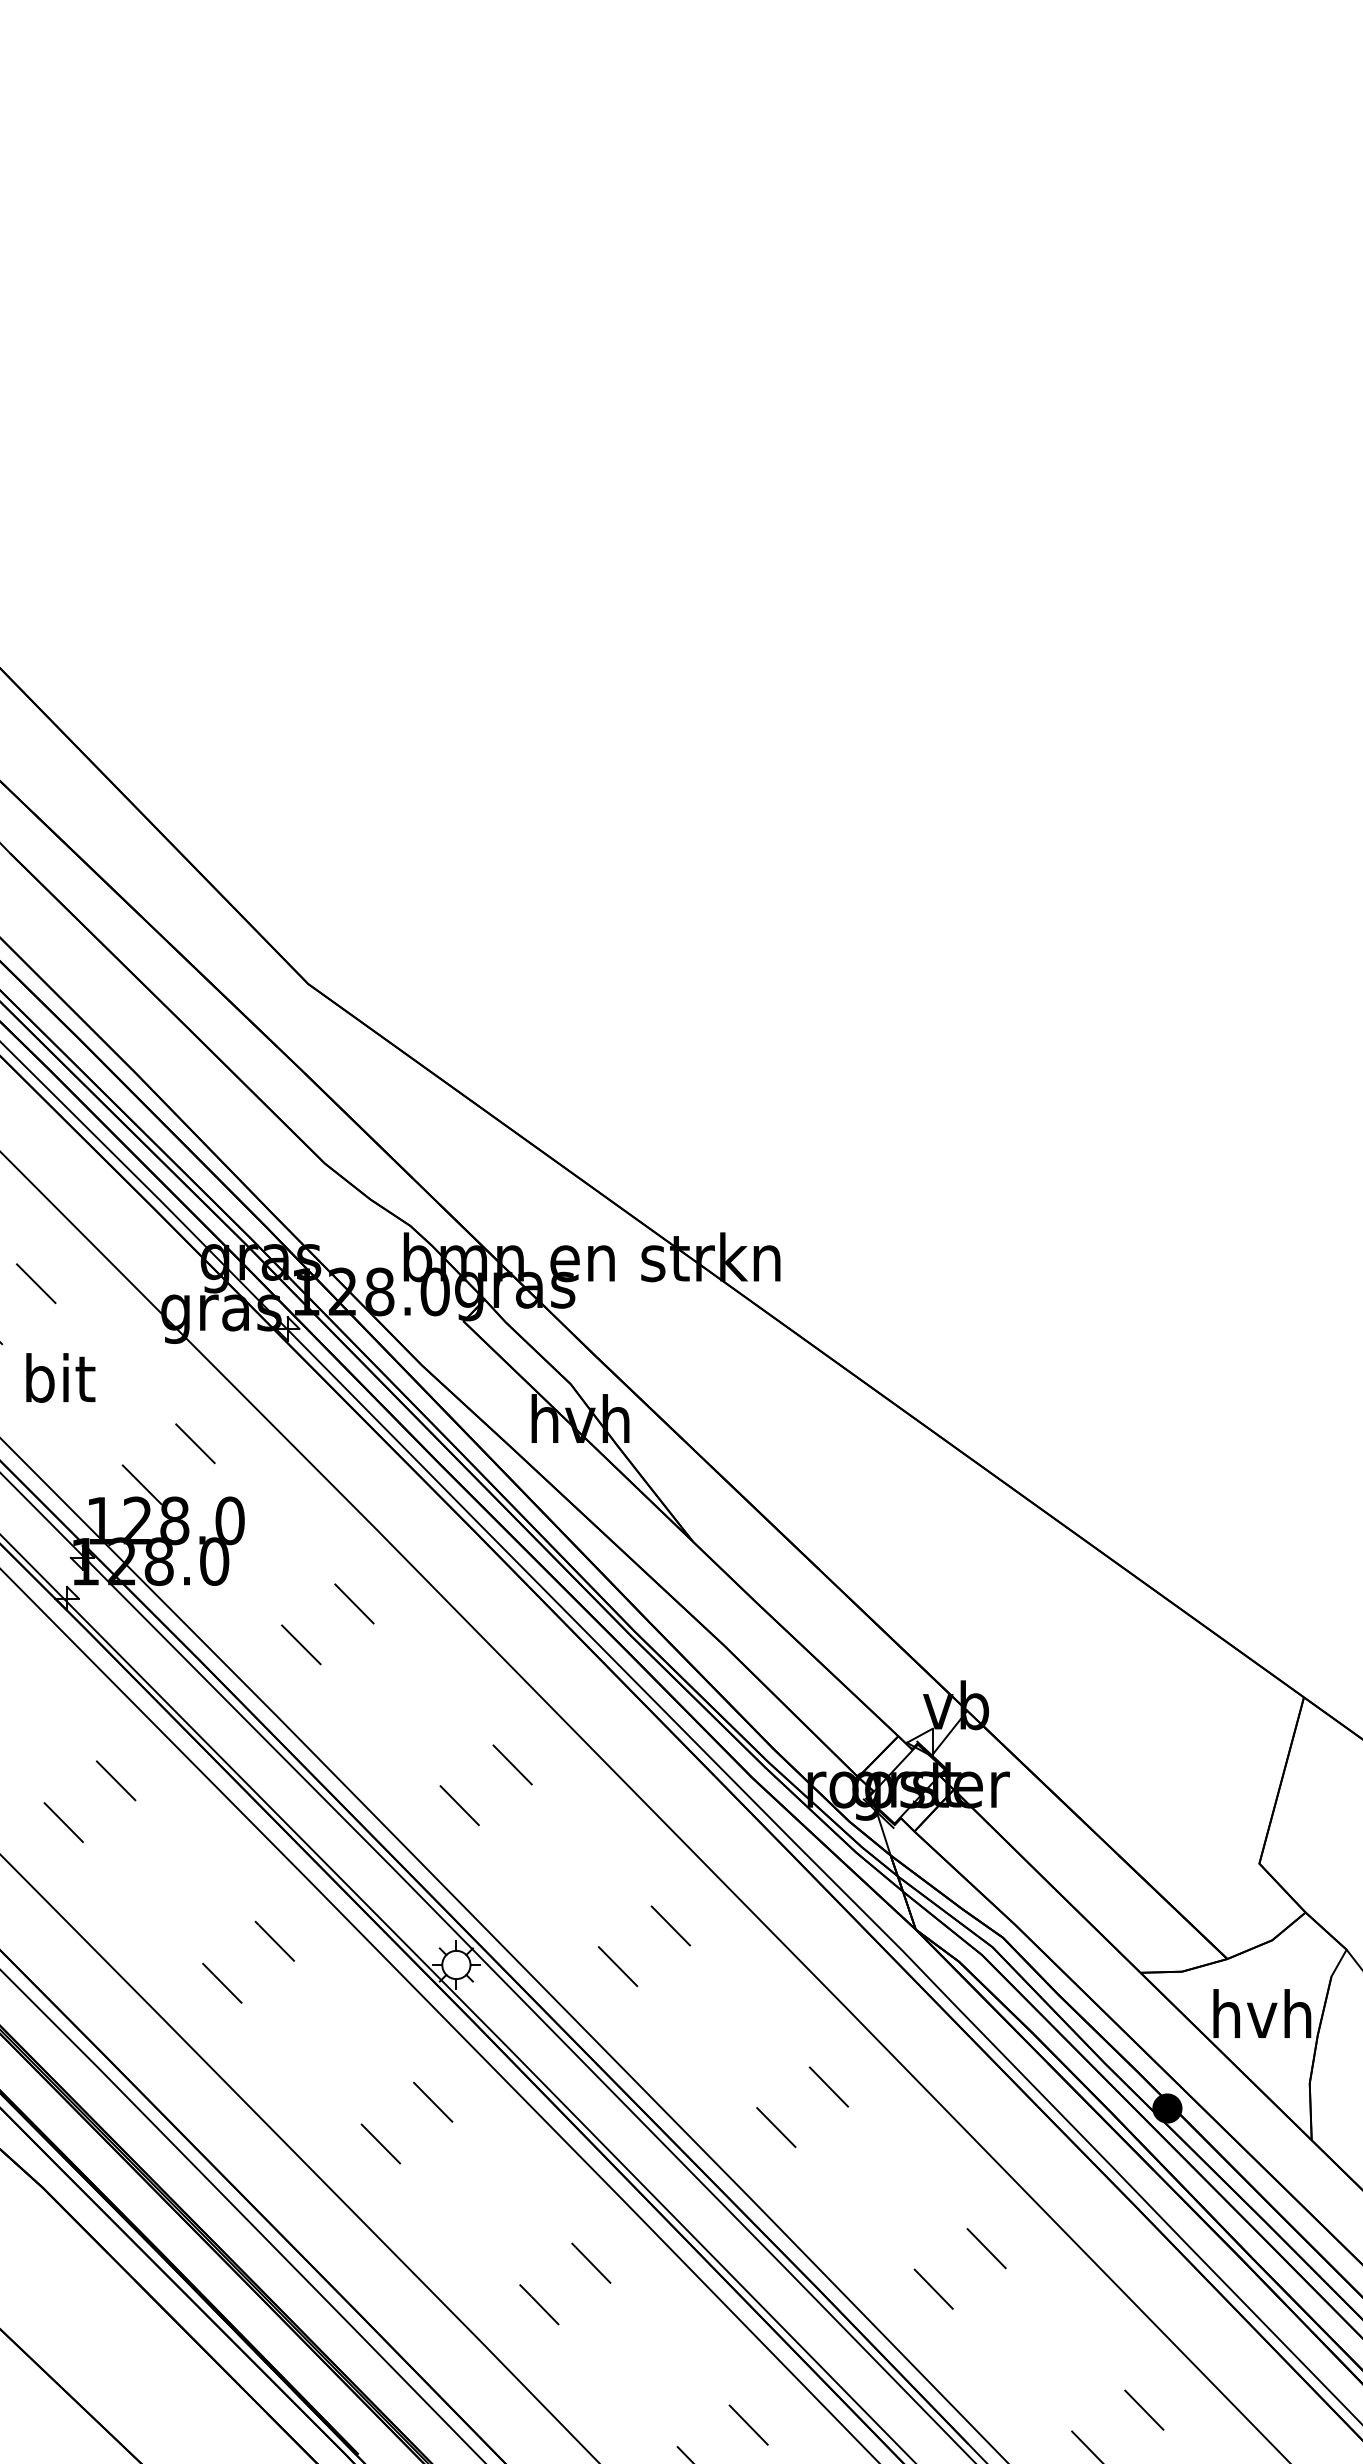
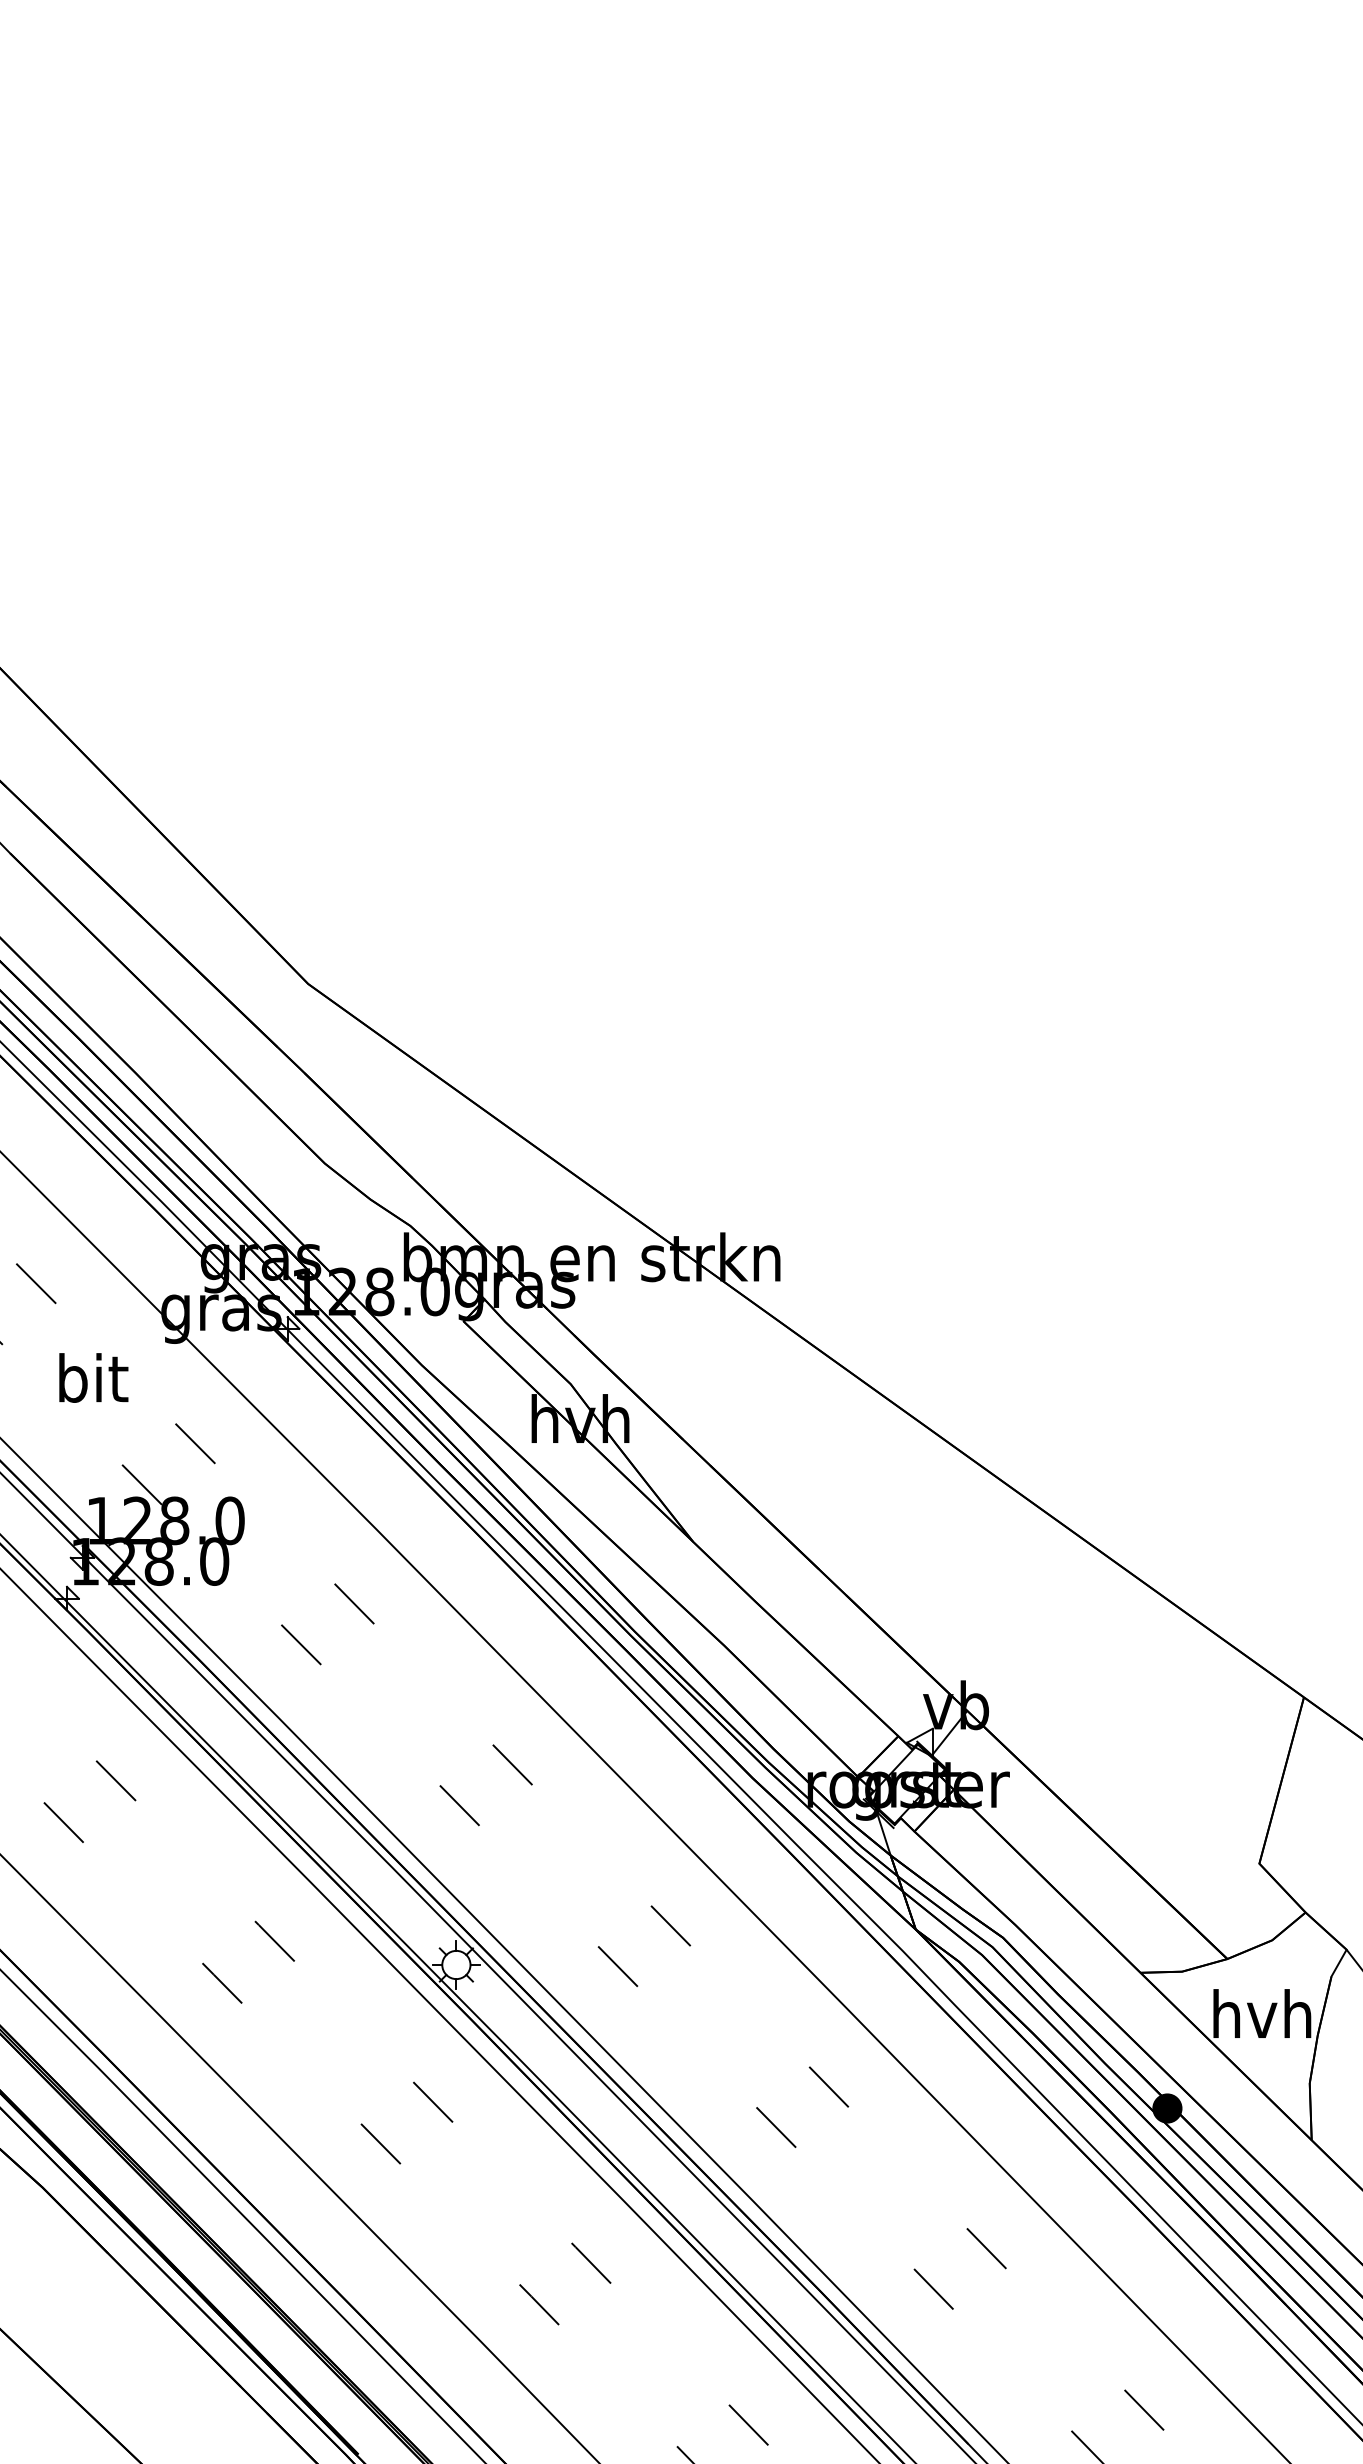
text position: (60, 1377) -> (93, 1377) (93, 1377)
